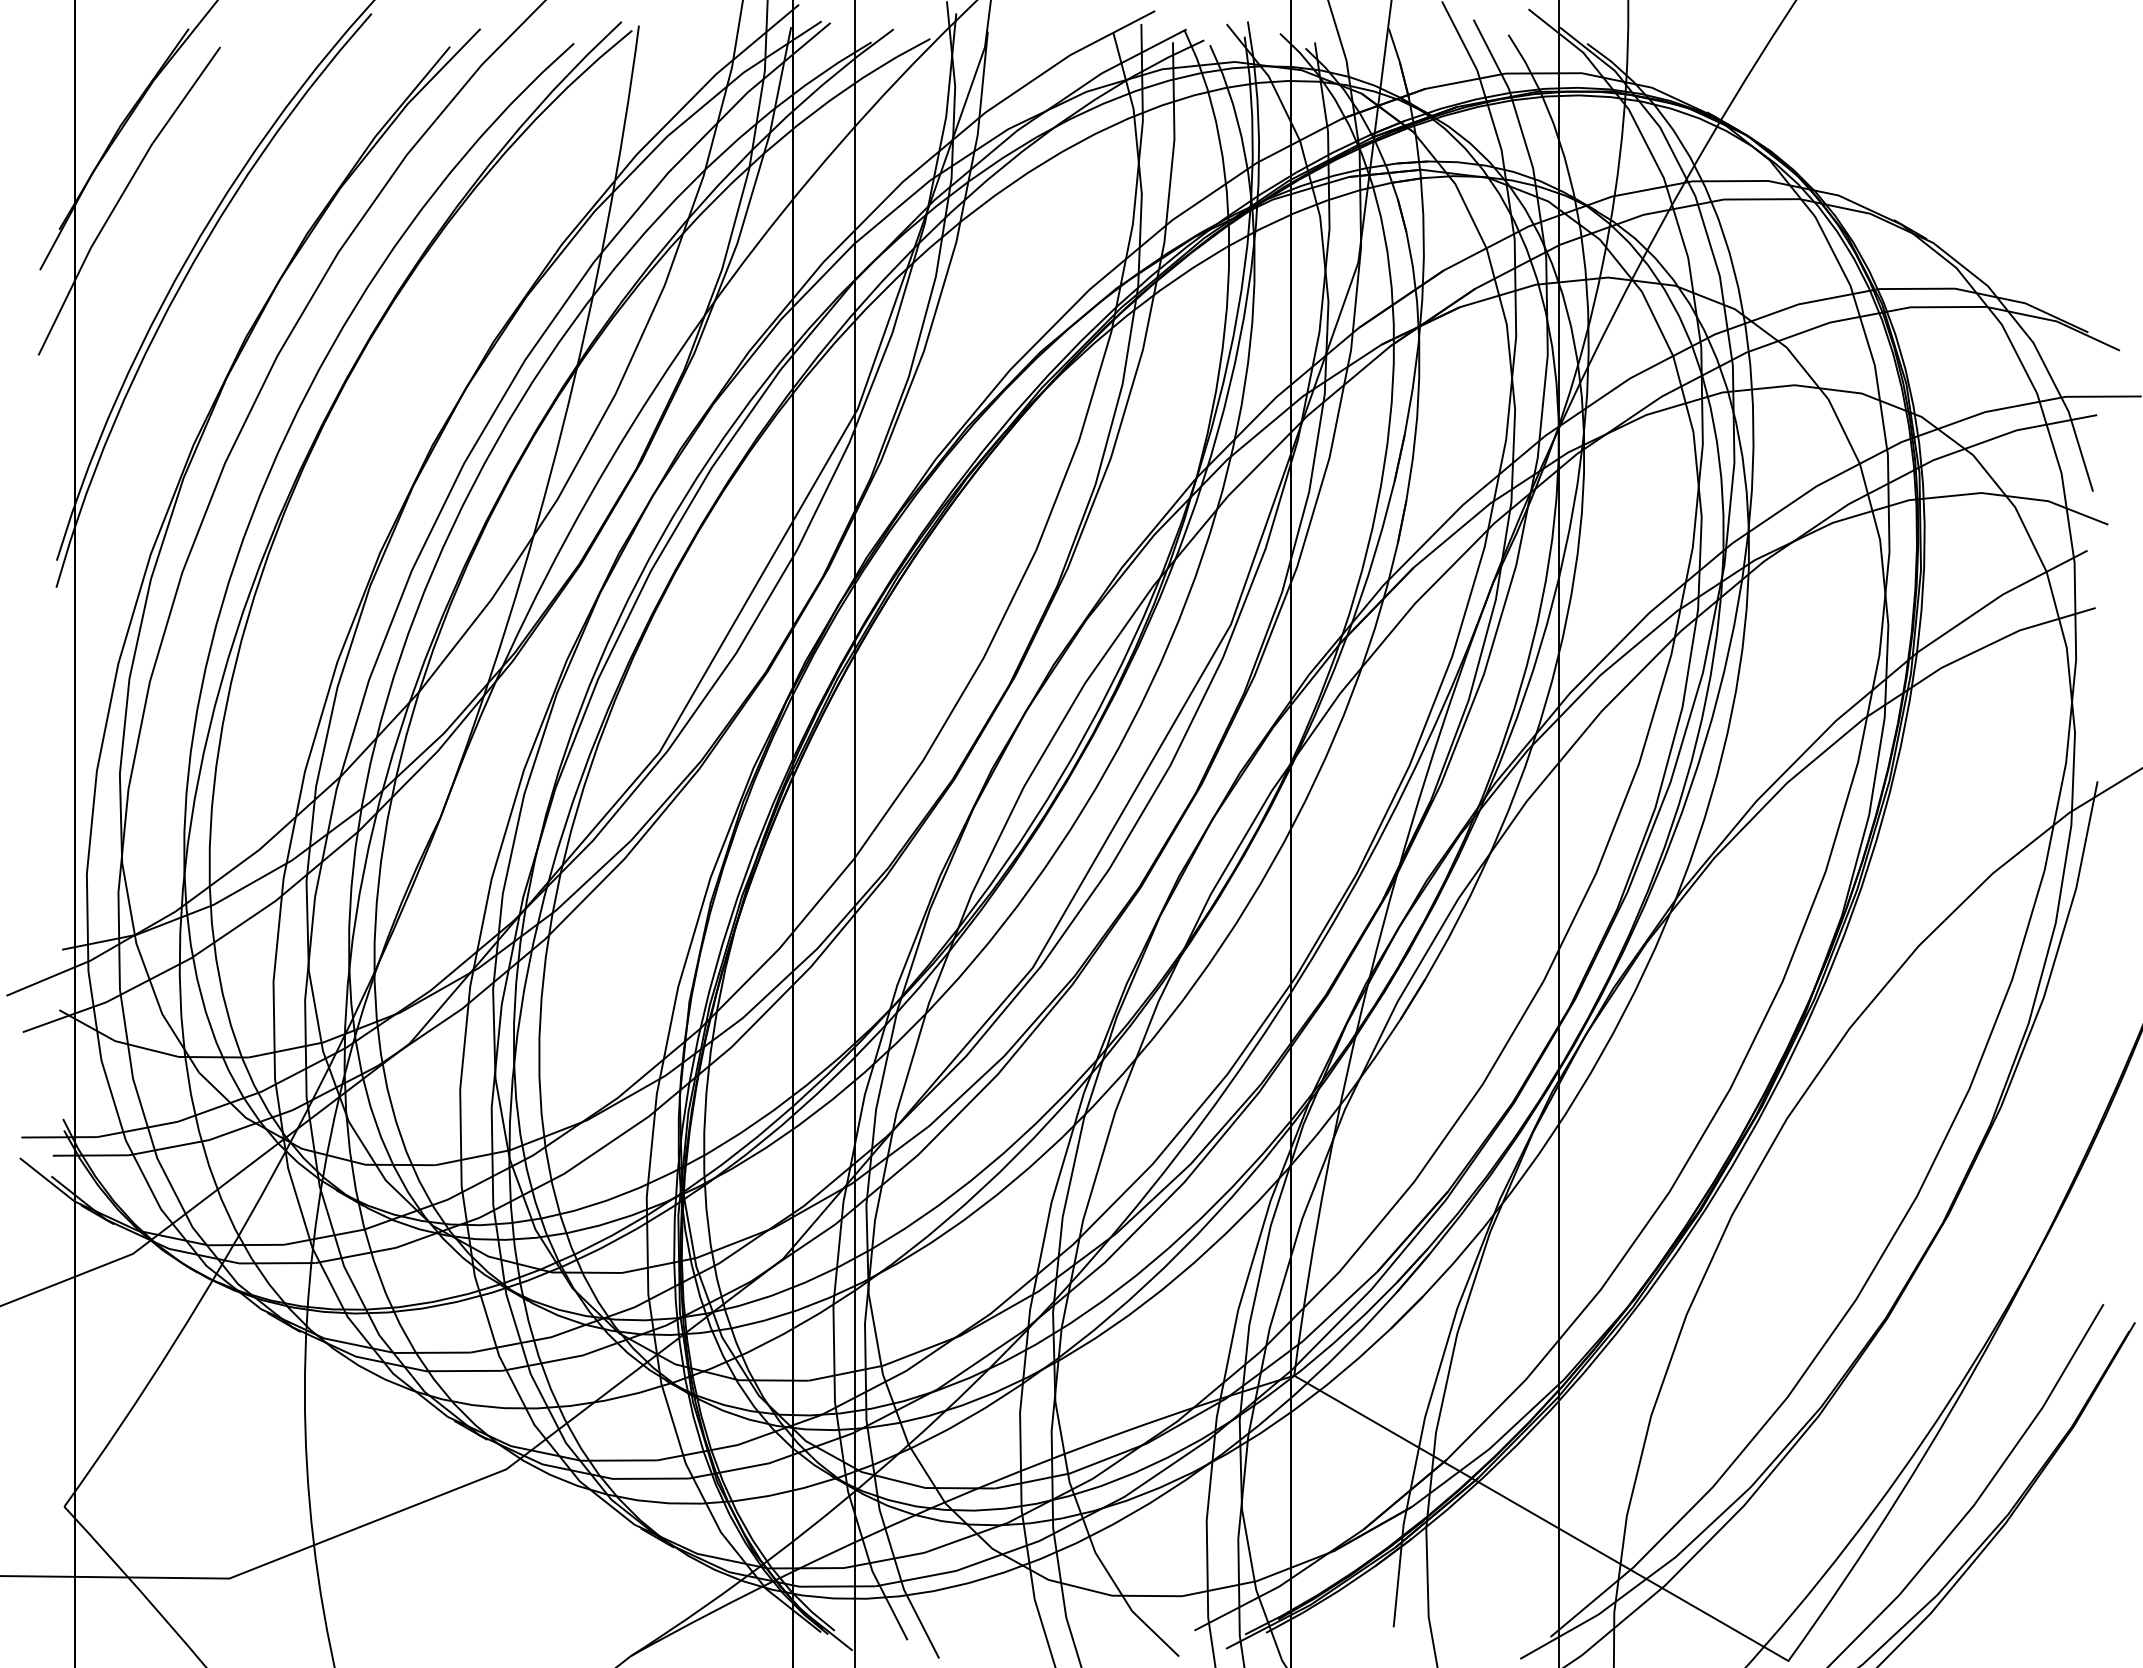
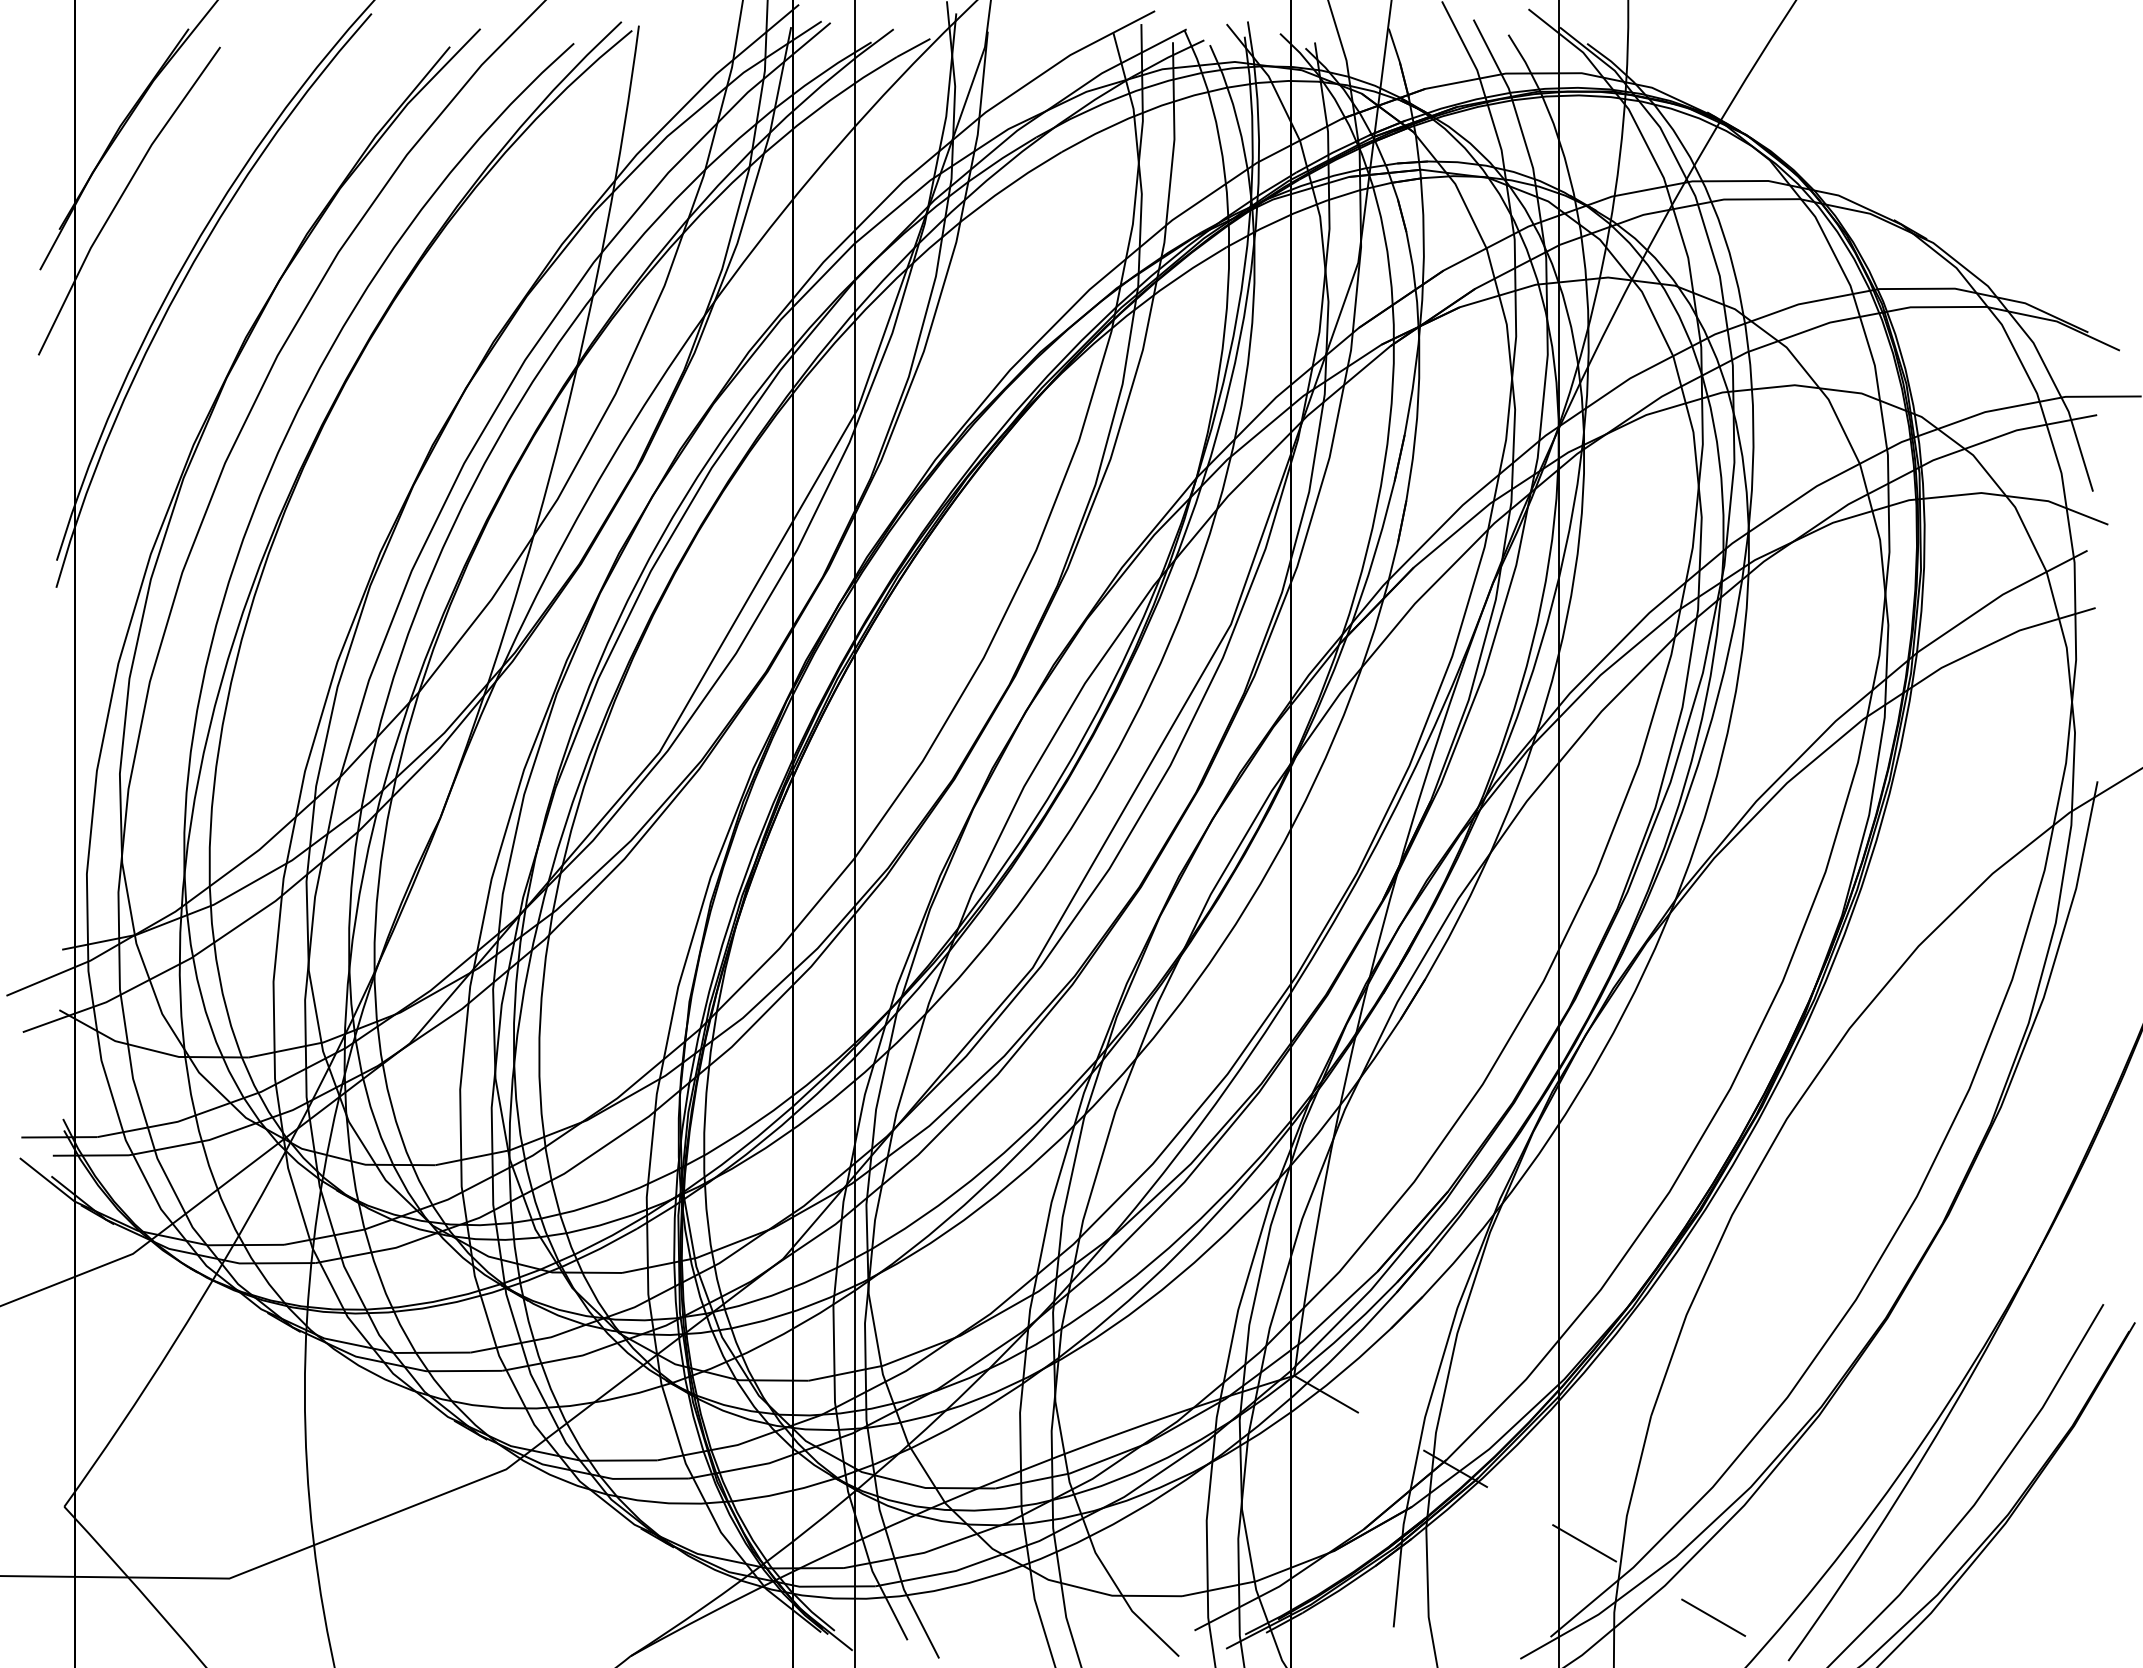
line: solid -> dashed (1541, 1518)
